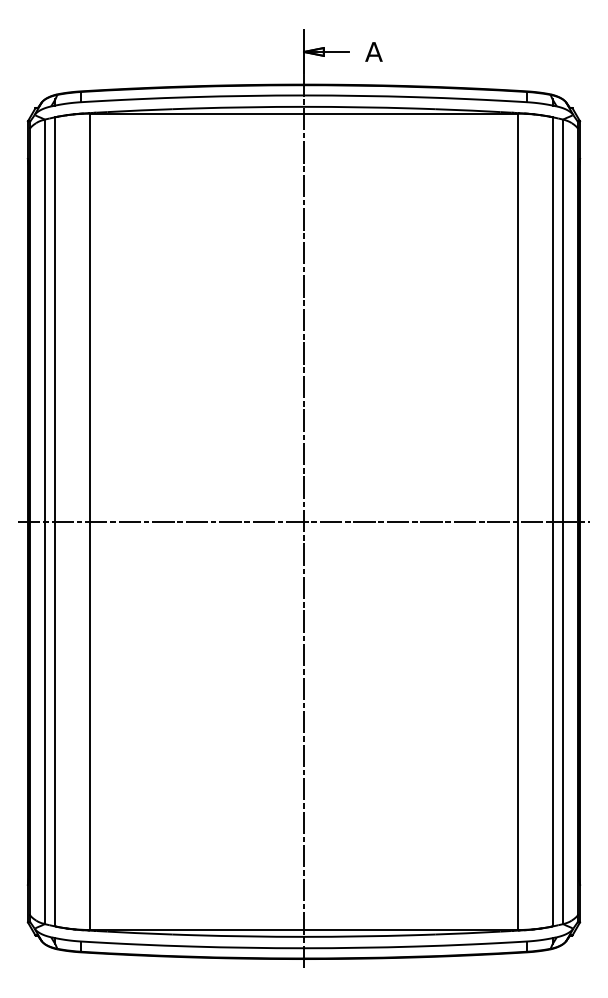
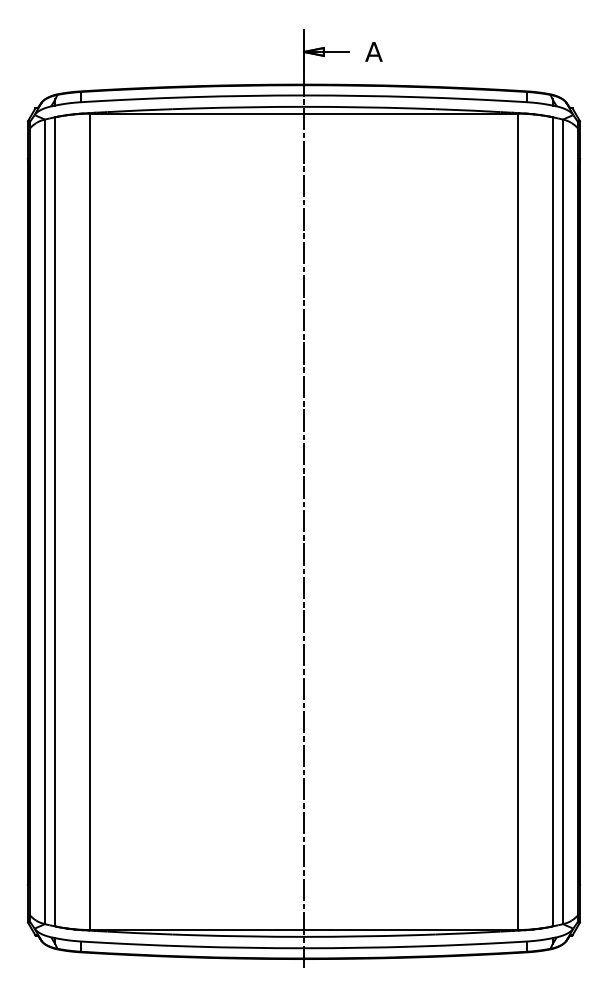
line: present -> none (303, 521)
